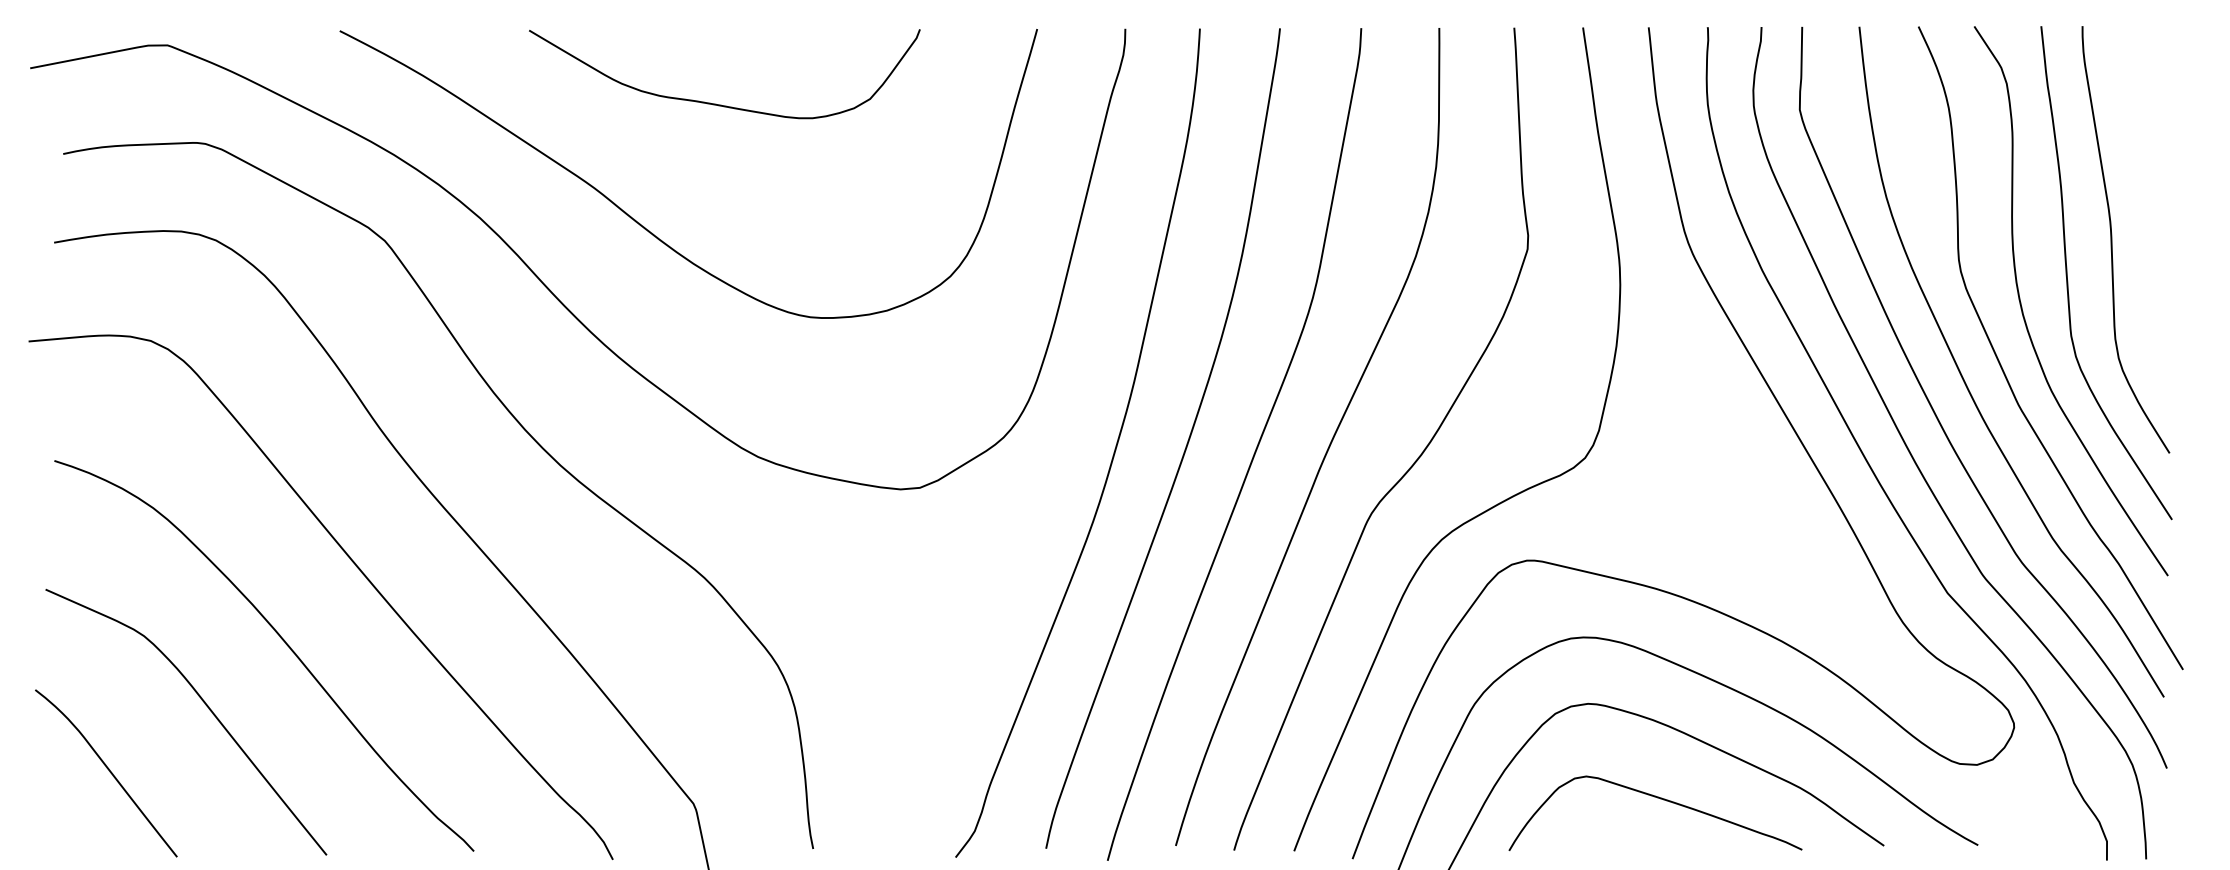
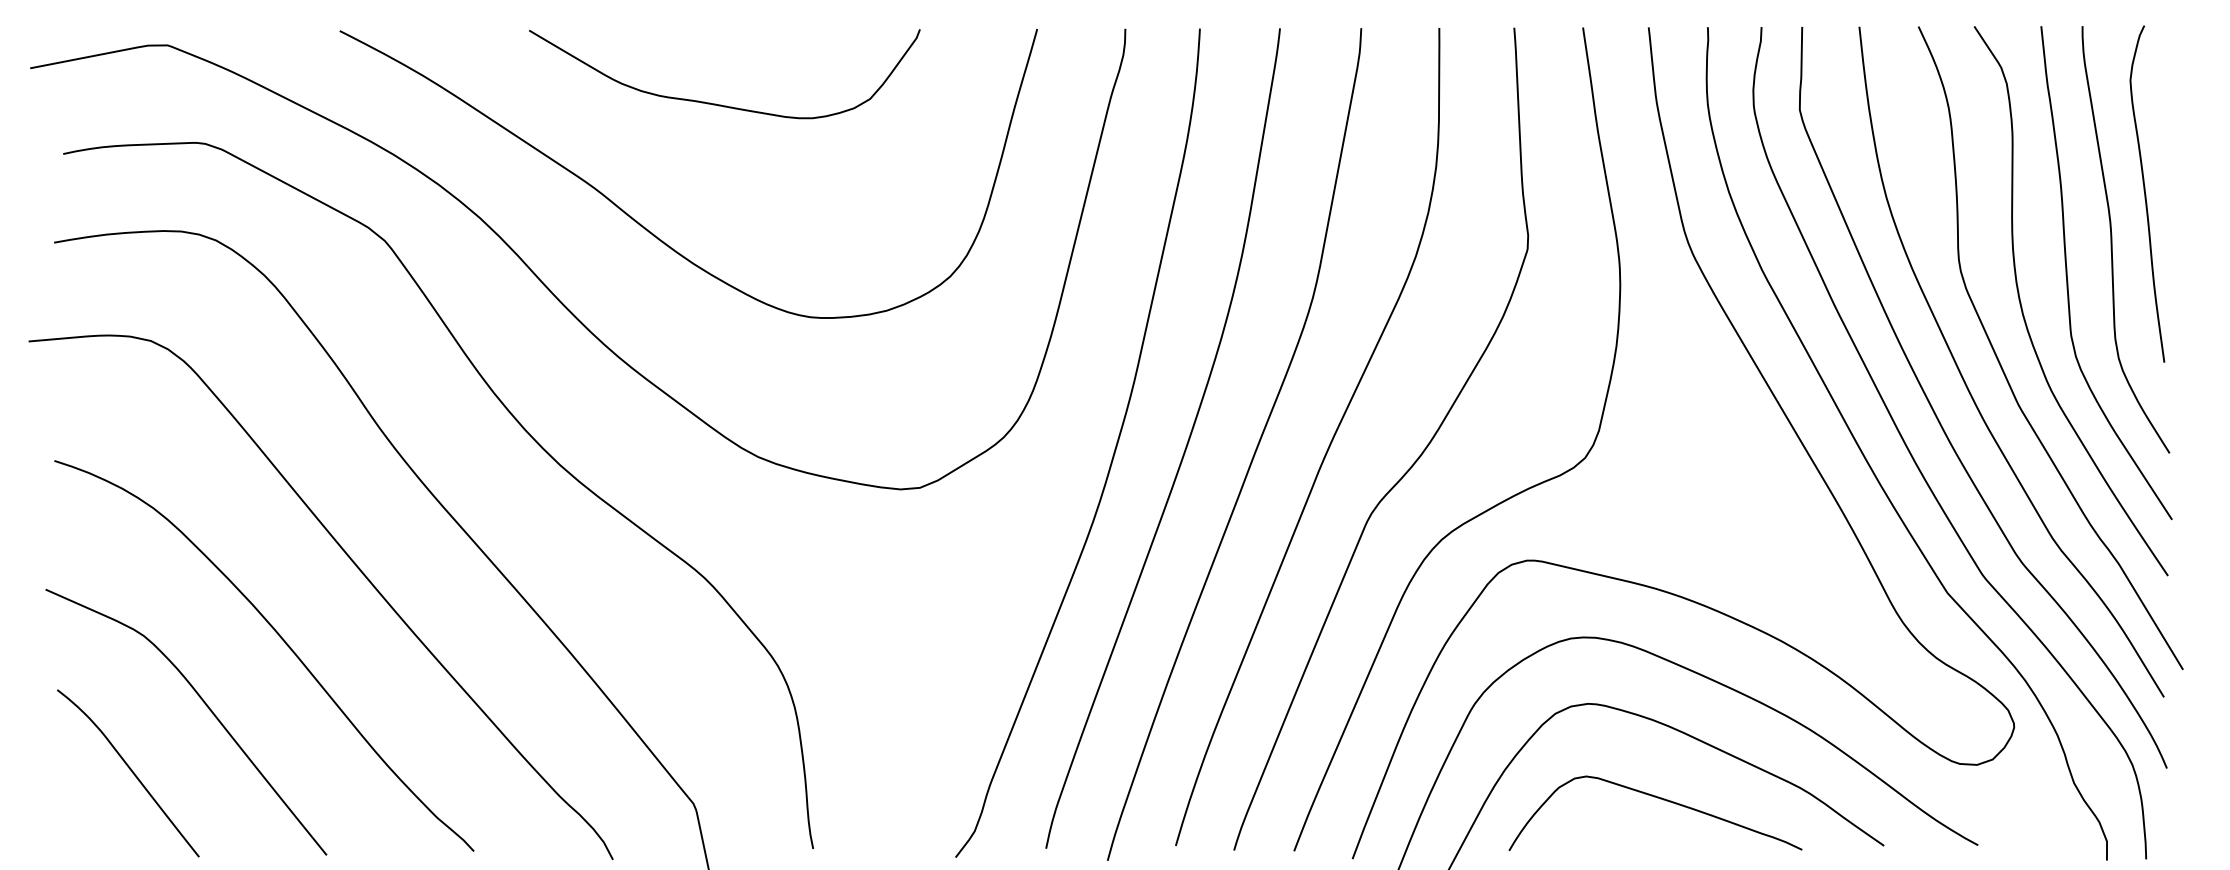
curve: none -> present (2146, 194)
curve position: (109, 772) -> (131, 772) (131, 772)
